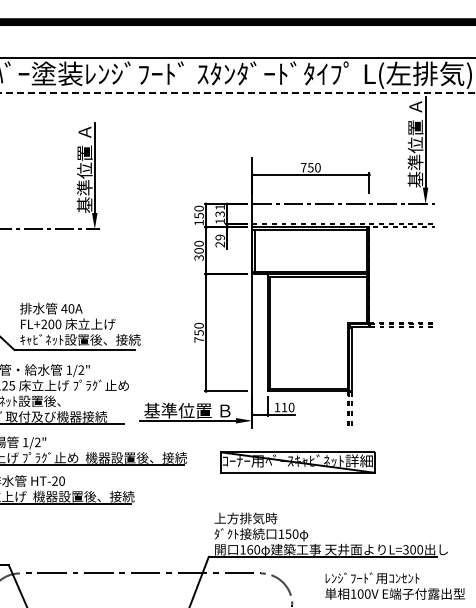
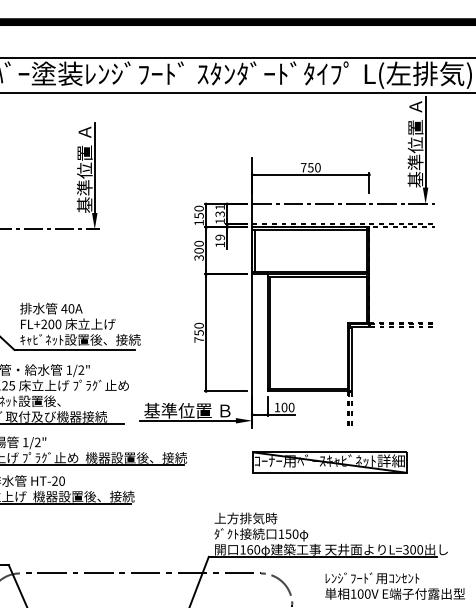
line: dashed -> solid (238, 93)
text: 29 -> 19 (219, 244)
text: 110 -> 100 (284, 407)
part position: (297, 462) -> (329, 462) (329, 462)
